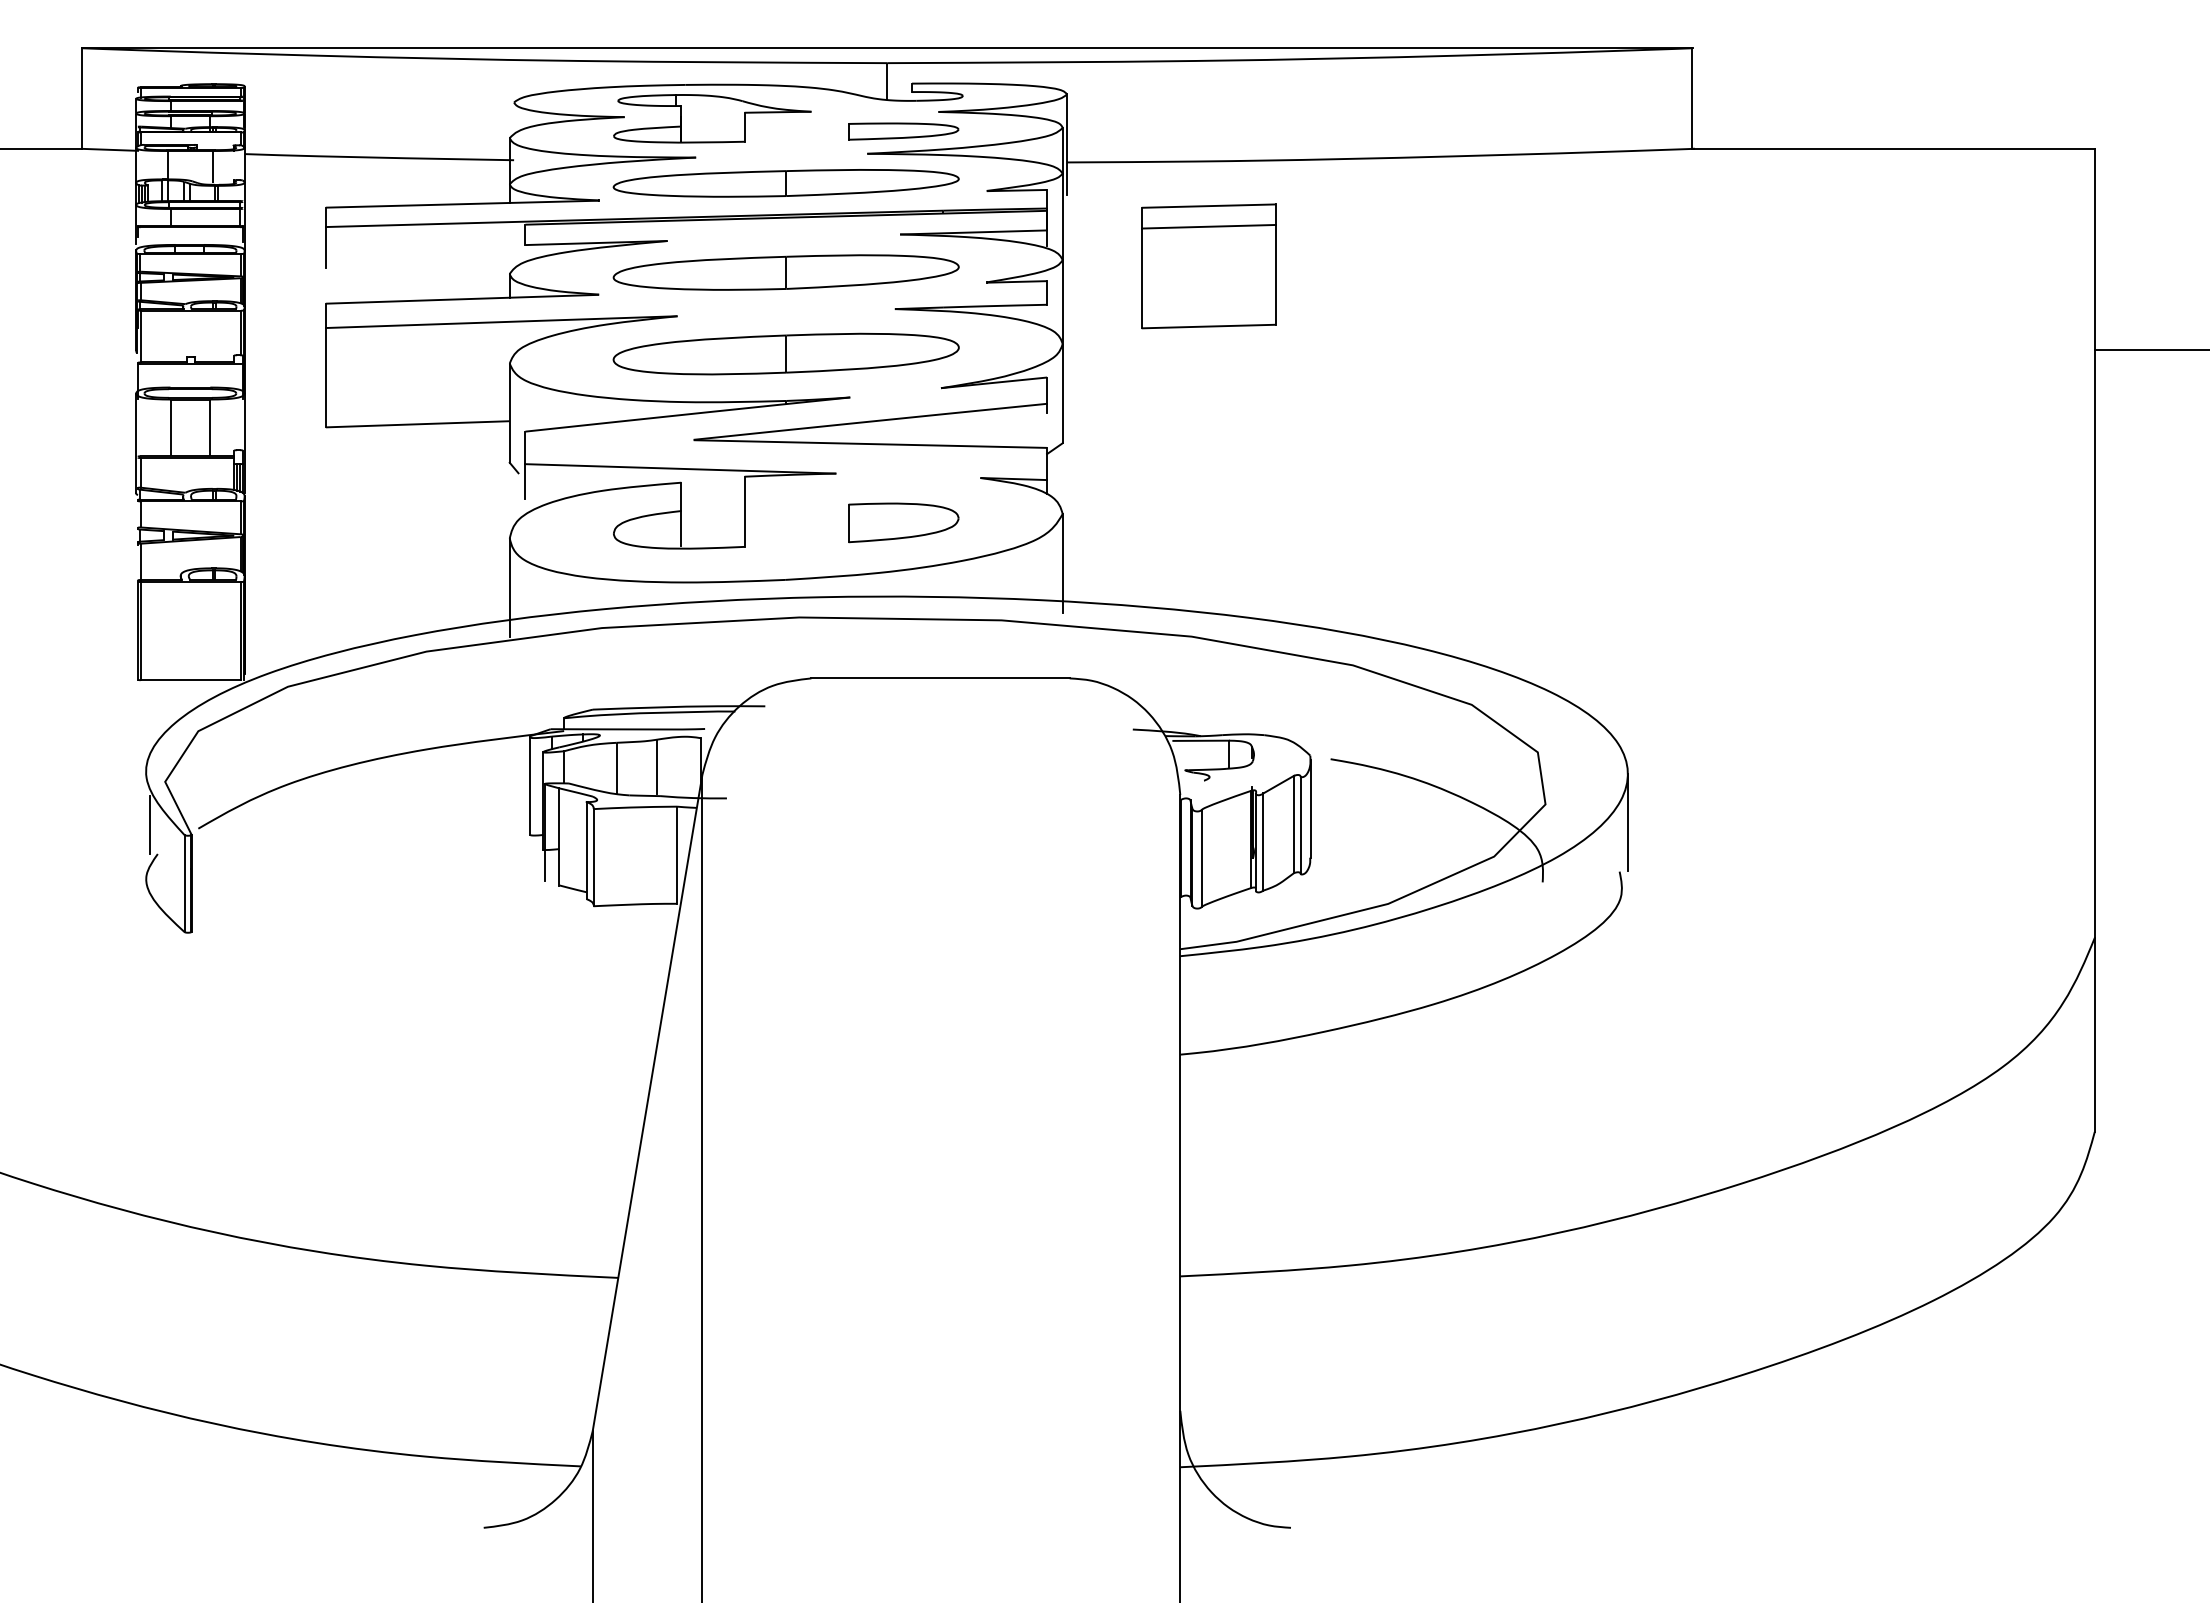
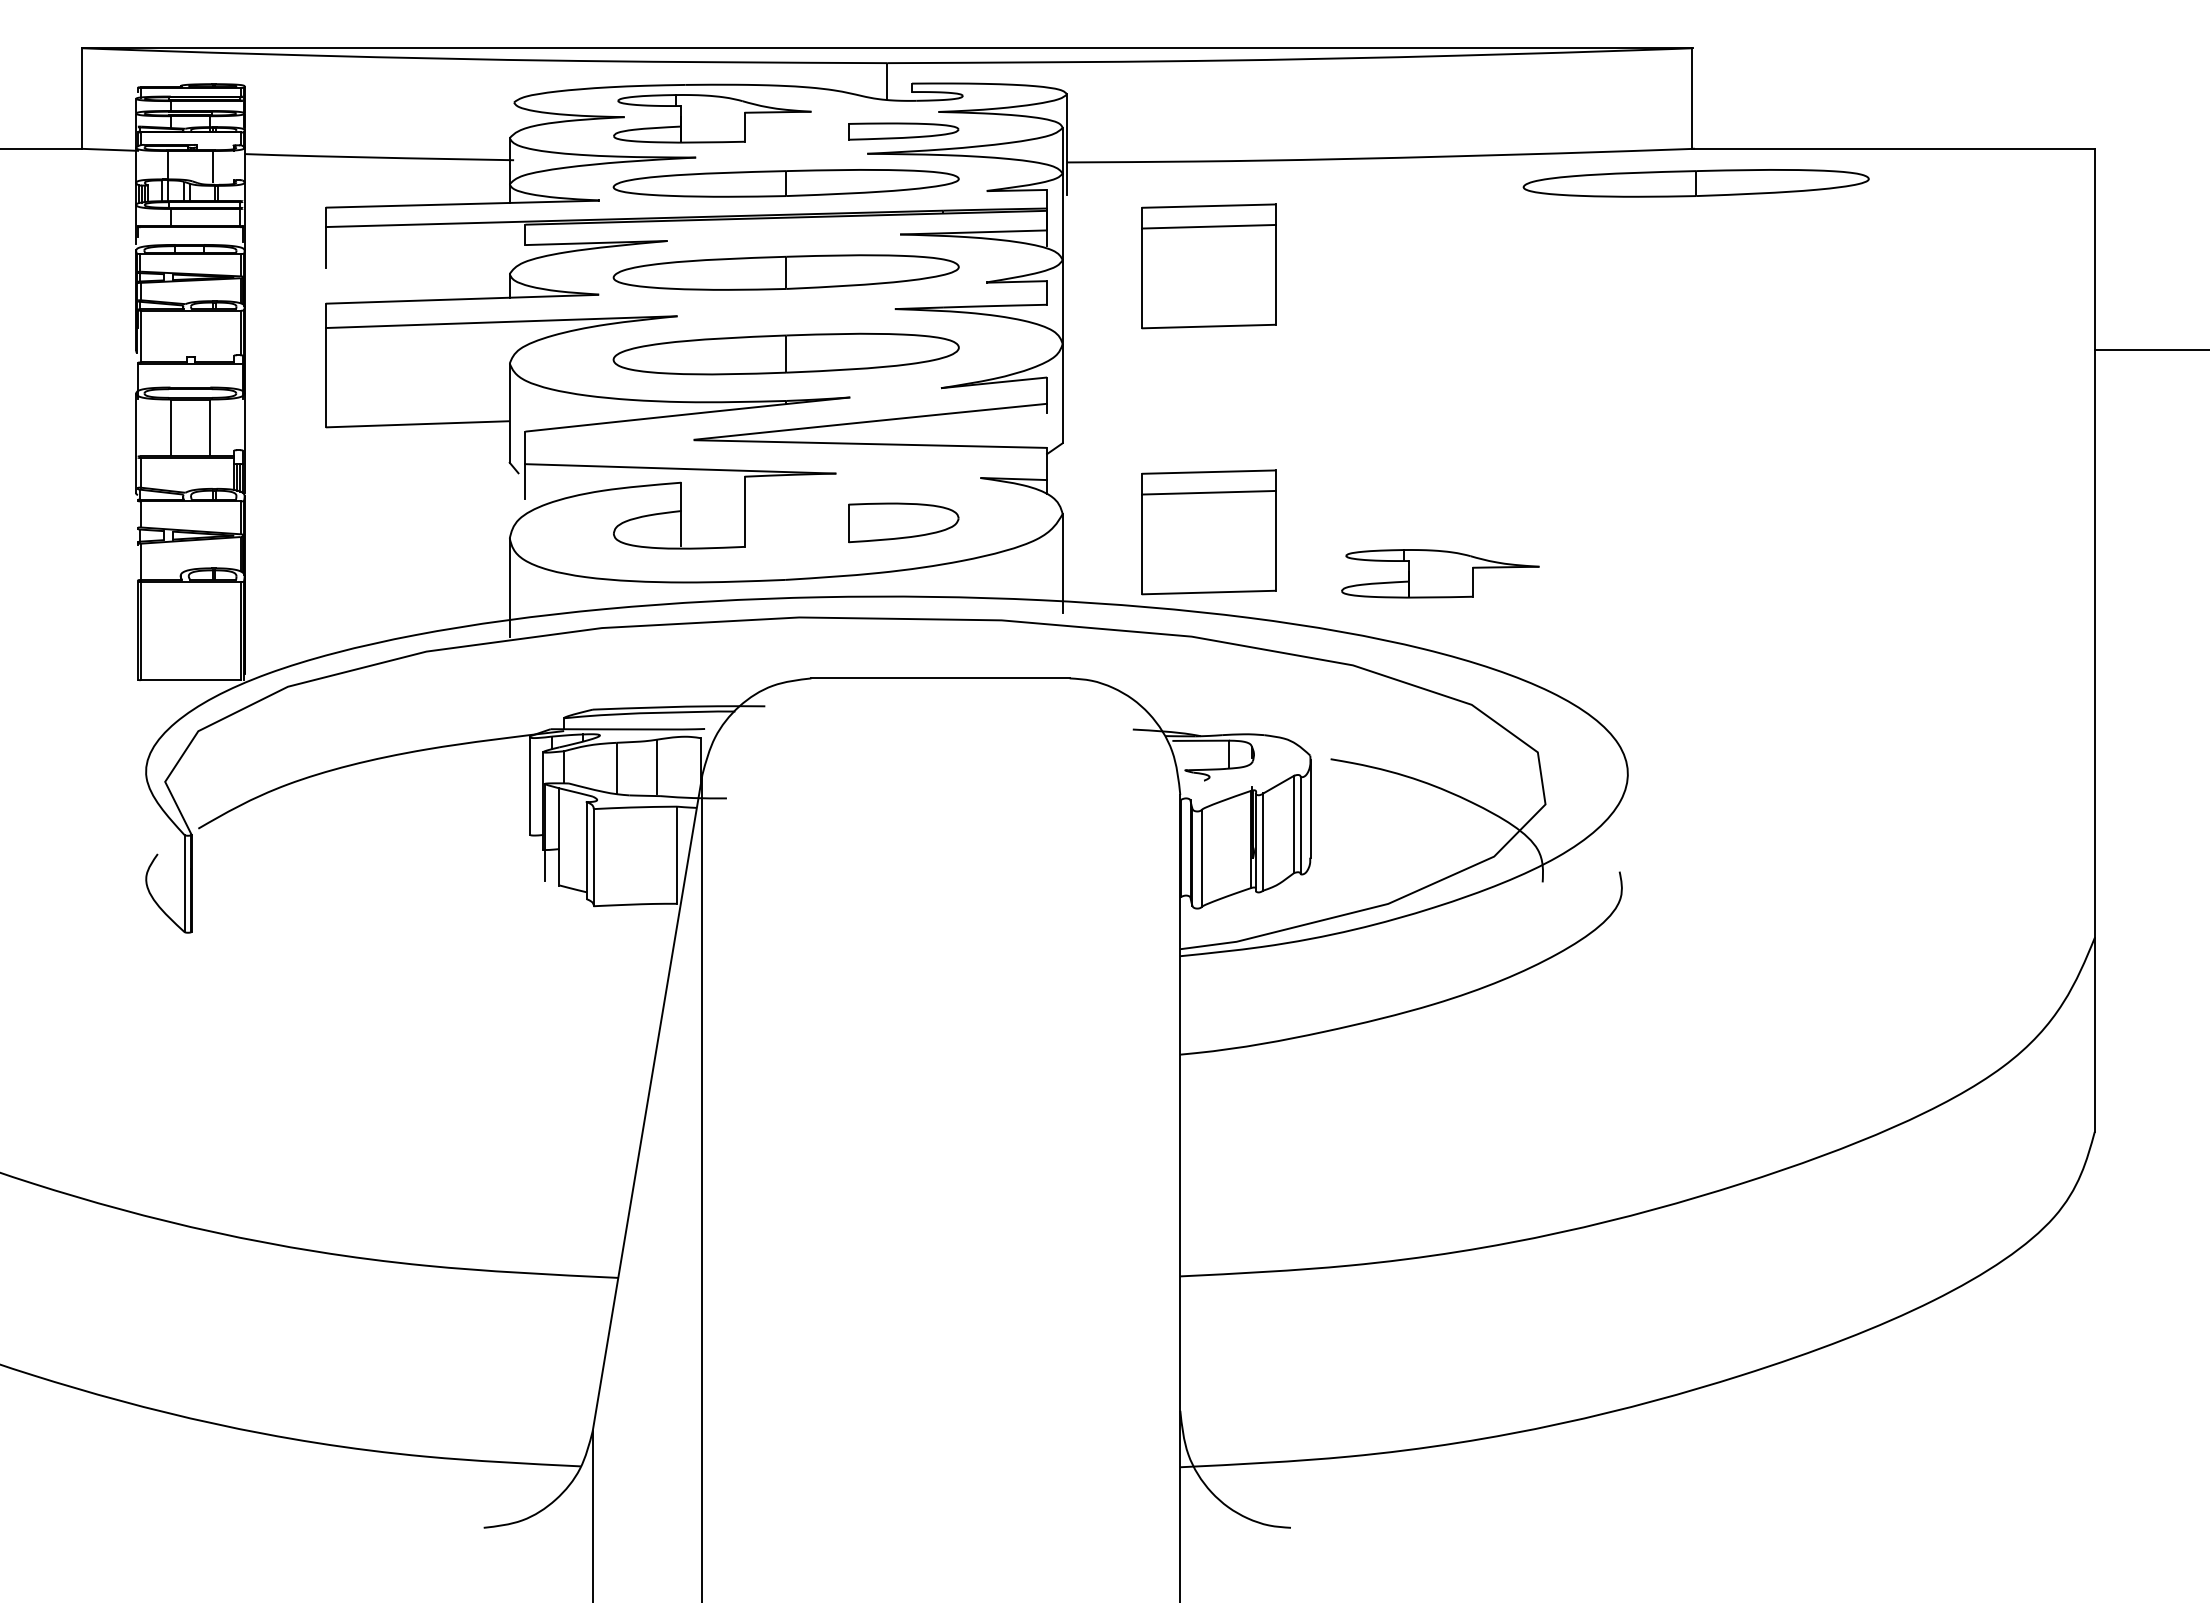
part: none -> present (1695, 183)
part: none -> present (1208, 532)
part: none -> present (1440, 573)
line: present -> none (1627, 822)
line: present -> none (149, 824)
